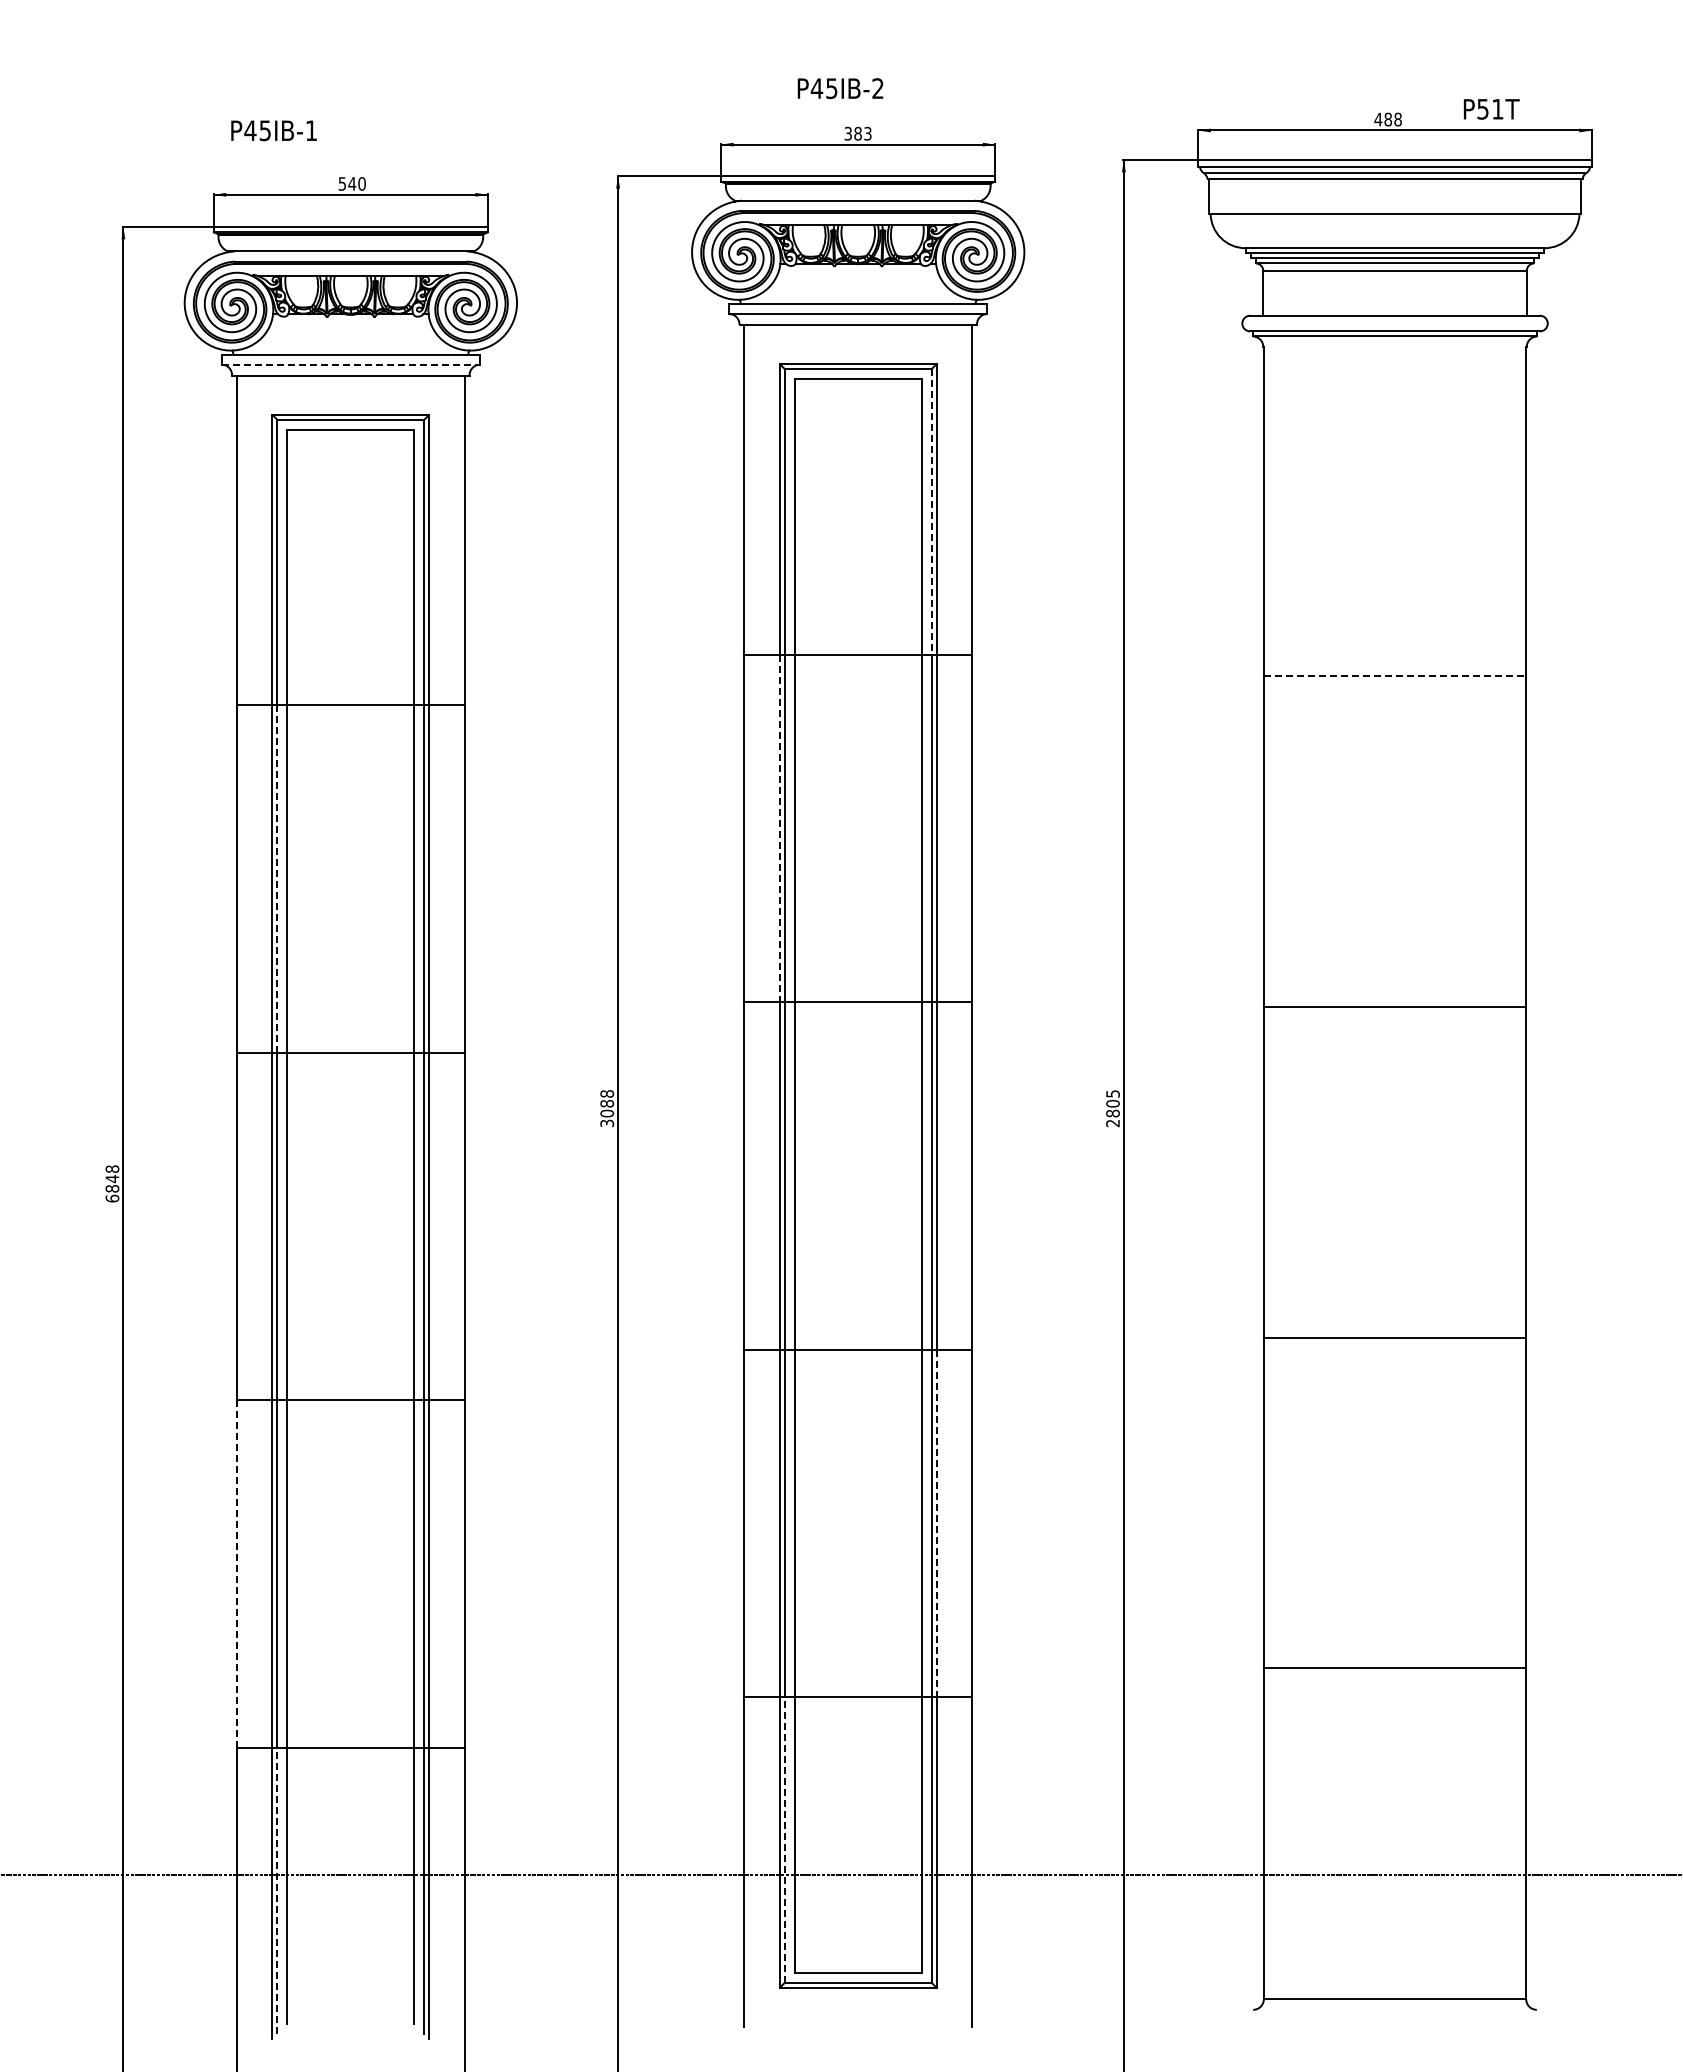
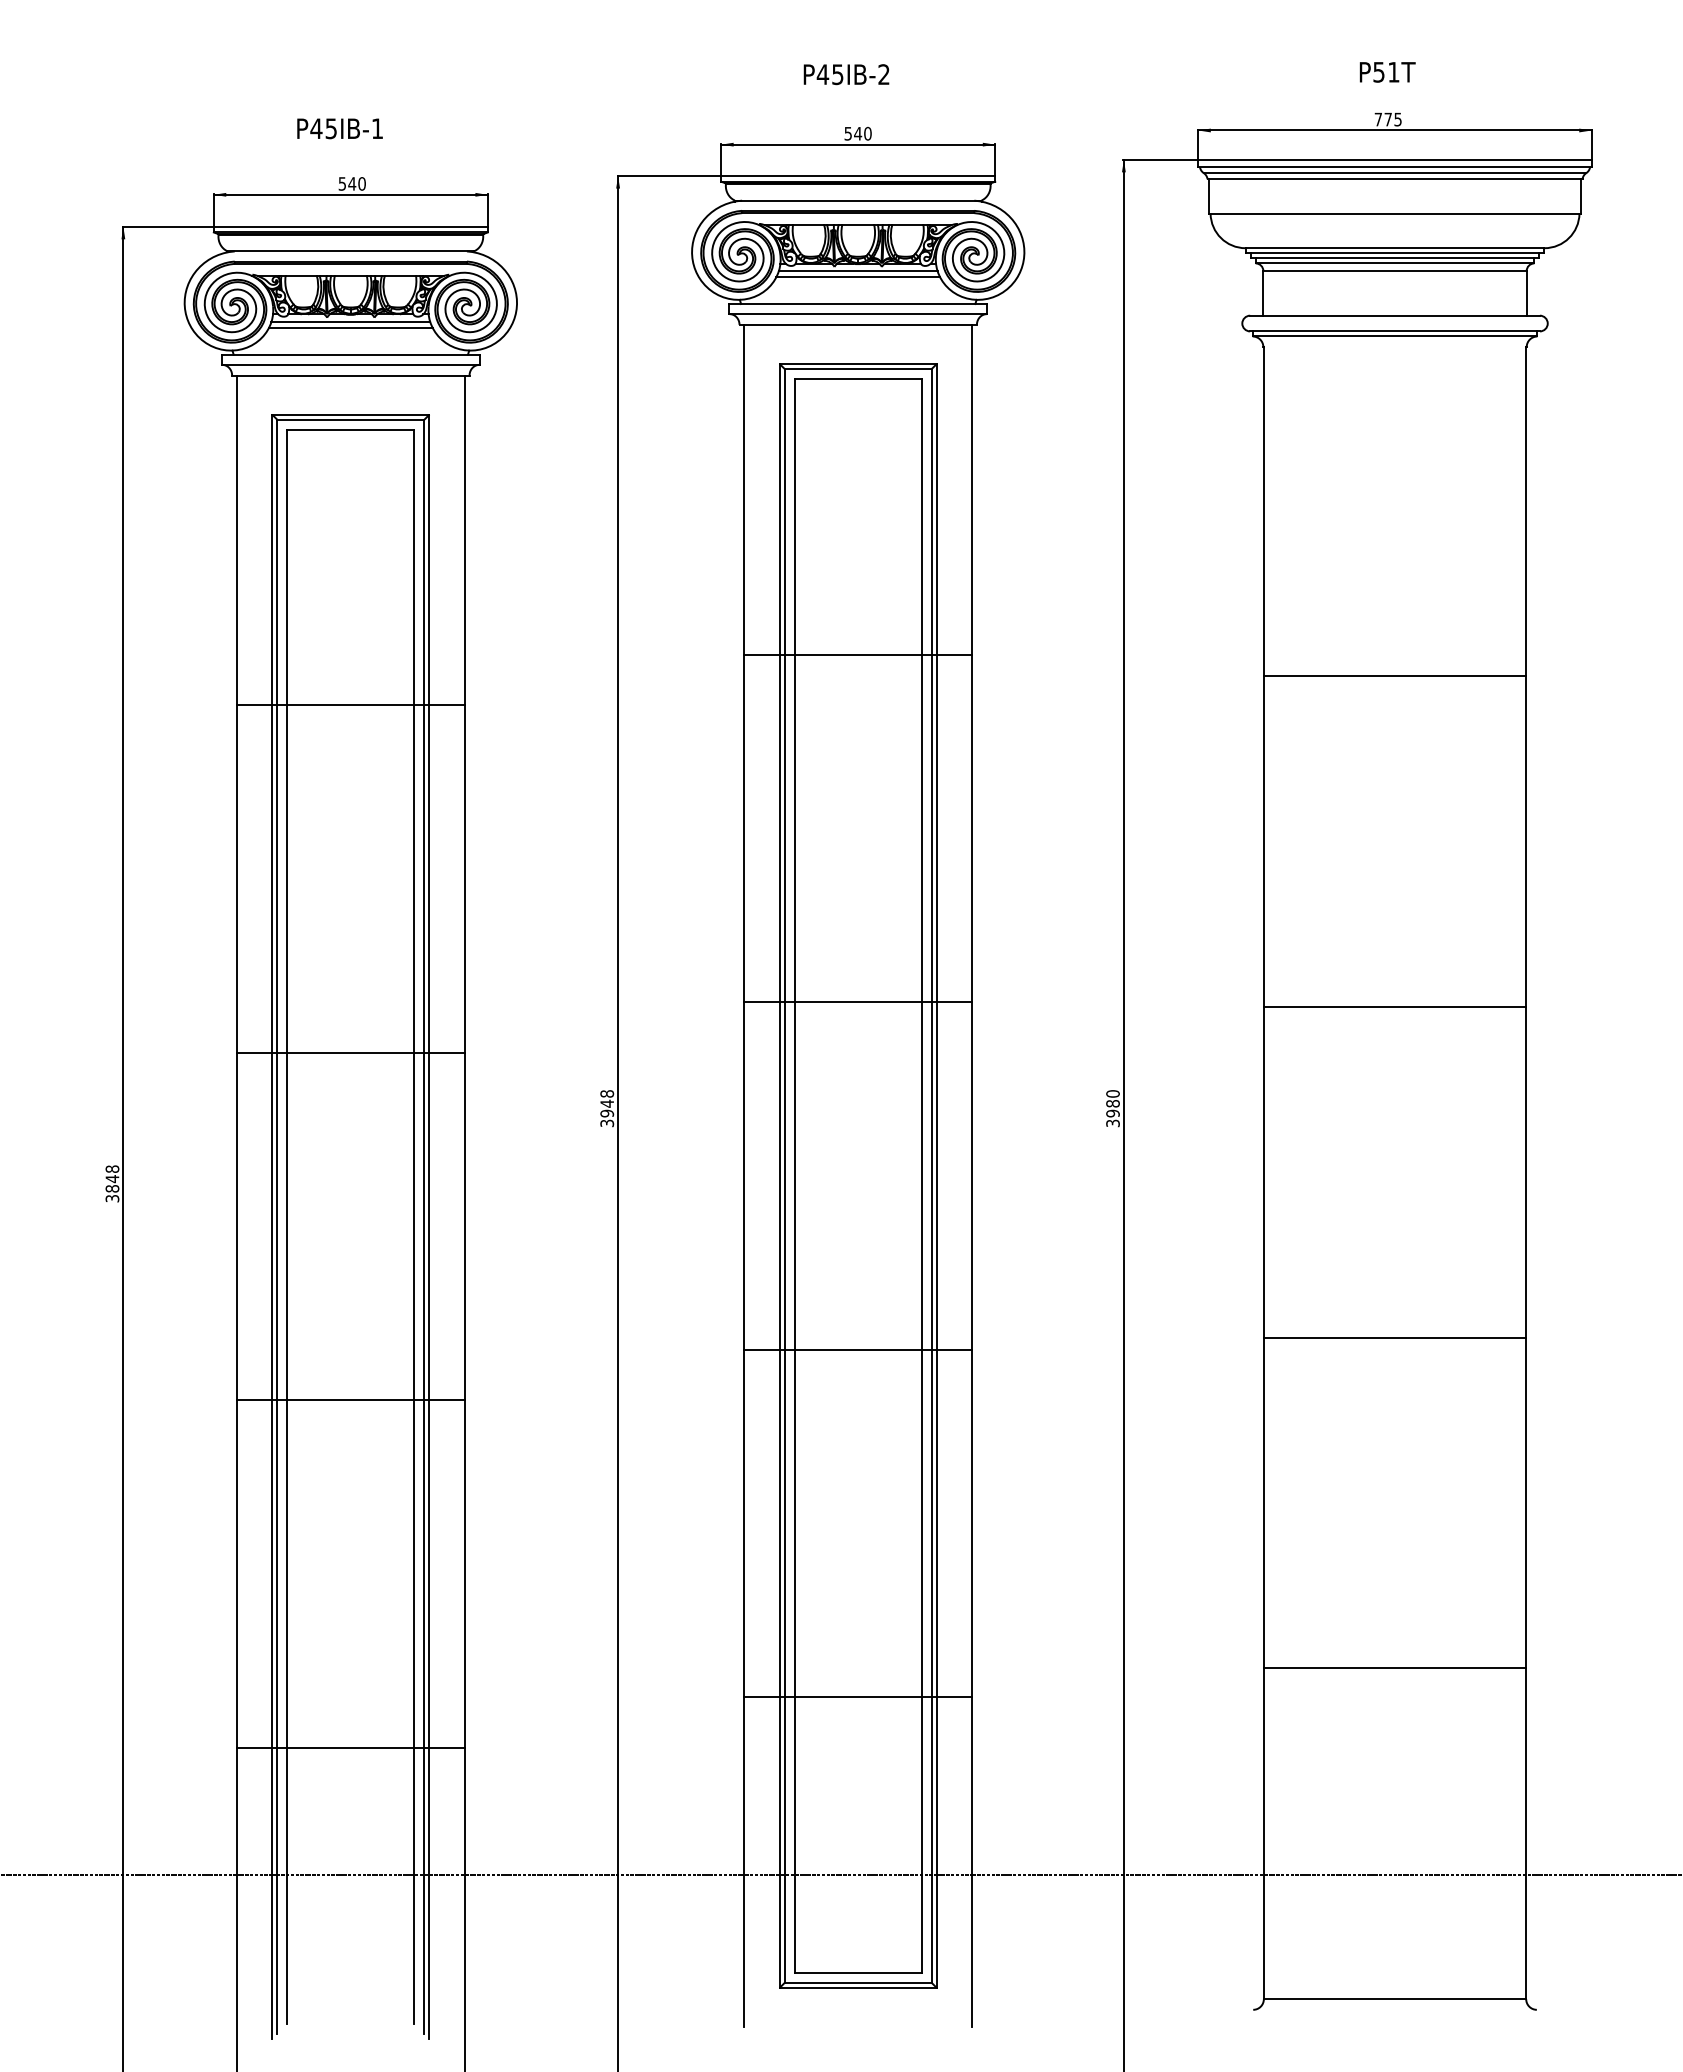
text position: (840, 88) -> (846, 74) (846, 74)
text position: (1491, 109) -> (1387, 72) (1387, 72)
text: 488 -> 775 (1387, 119)
text position: (273, 130) -> (339, 128) (339, 128)
text: 383 -> 540 (858, 133)
line: none -> present (857, 271)
line: none -> present (858, 277)
line: none -> present (350, 322)
line: none -> present (350, 328)
line: dashed -> solid (351, 364)
line: dashed -> solid (931, 511)
line: dashed -> solid (1395, 675)
line: dashed -> solid (779, 828)
line: dashed -> solid (277, 879)
text: 3088 -> 3948 (607, 1108)
text: 2805 -> 3980 (1112, 1108)
text: 6848 -> 3848 (112, 1198)
line: dashed -> solid (936, 1523)
line: dashed -> solid (236, 1574)
line: dashed -> solid (784, 1840)
line: dashed -> solid (277, 1890)
